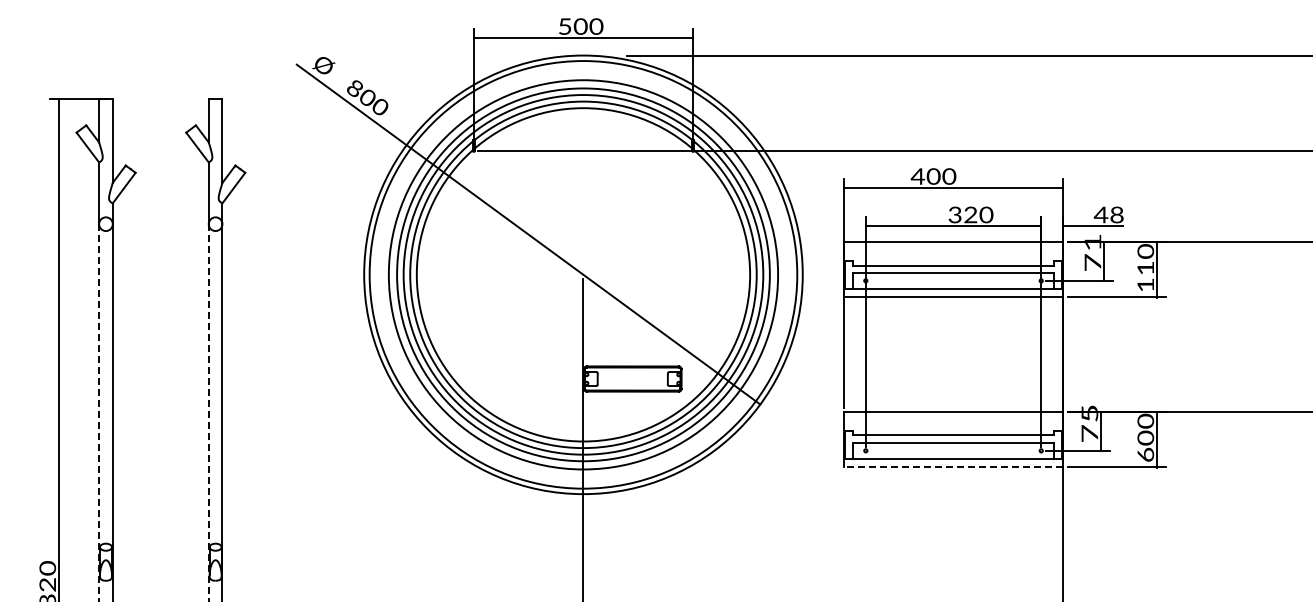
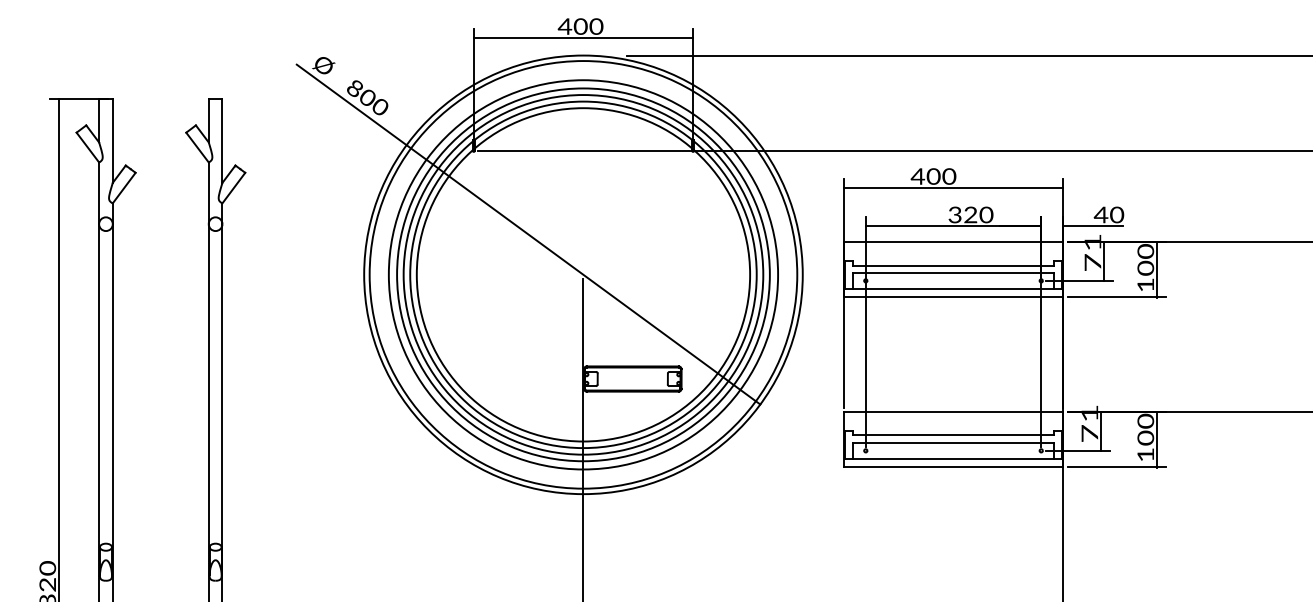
text: 500 -> 400 (564, 26)
text: 48 -> 40 (1117, 215)
text: 110 -> 100 (1145, 267)
line: dashed -> solid (99, 413)
line: dashed -> solid (208, 413)
text: 75 -> 71 (1089, 413)
text: 600 -> 100 (1145, 454)
line: dashed -> solid (953, 466)
